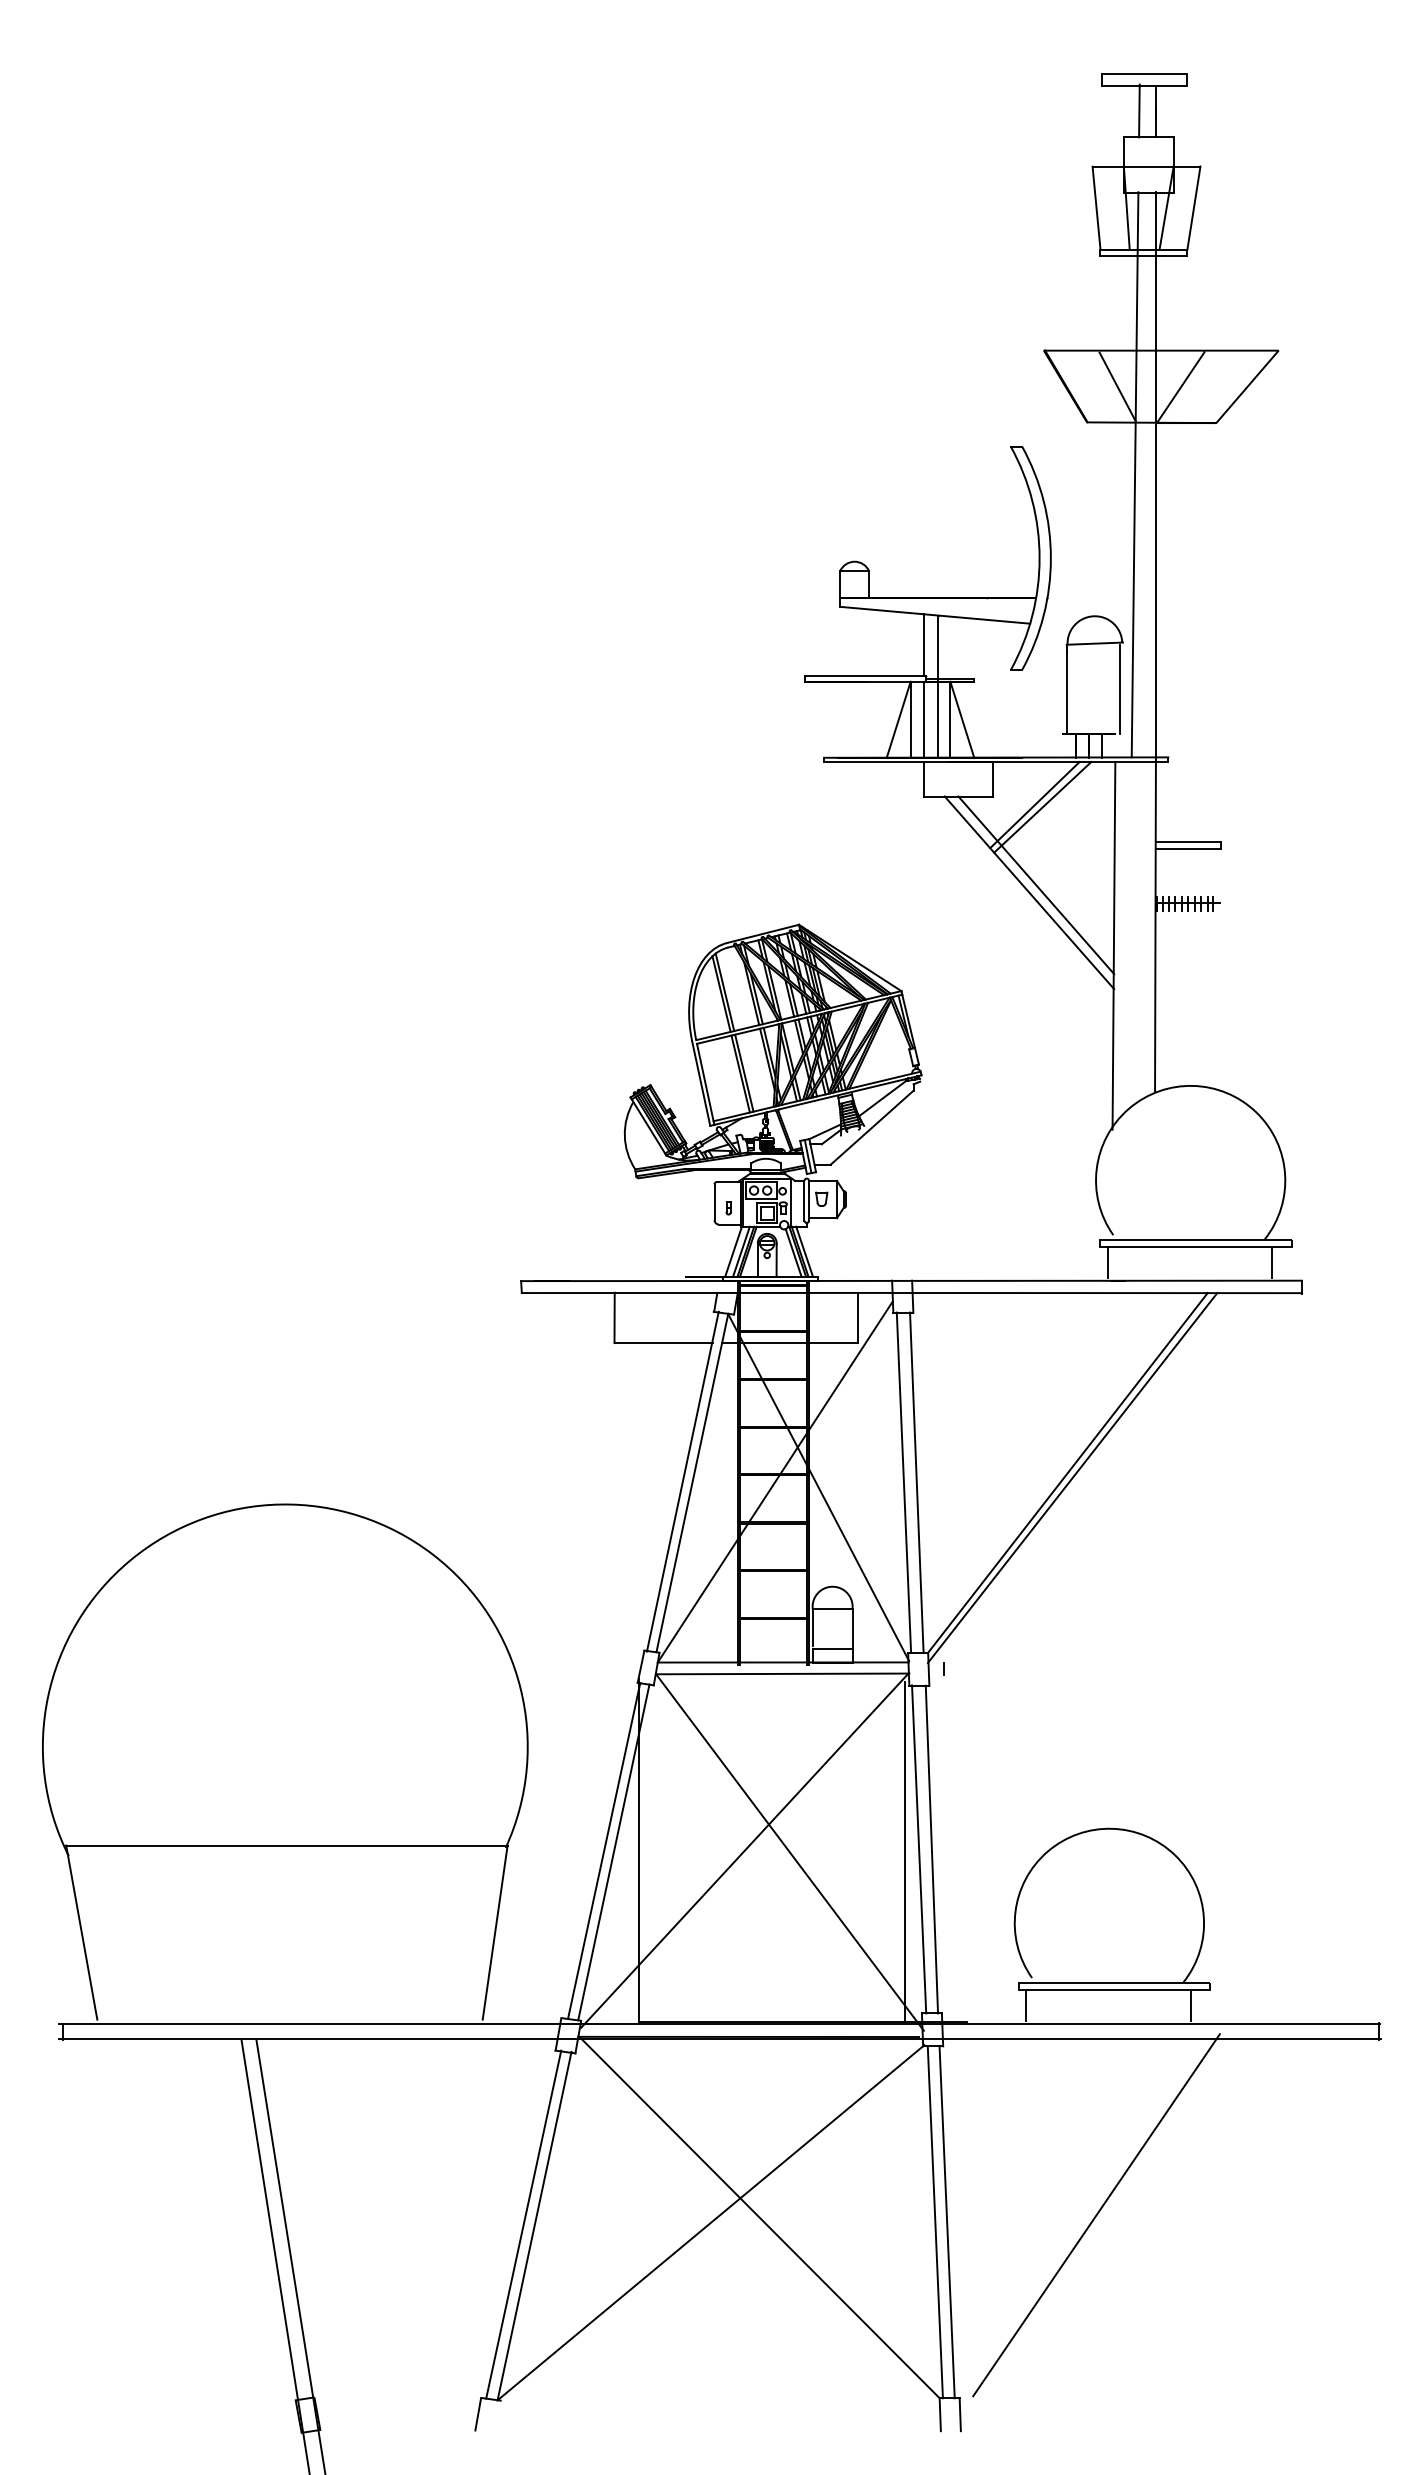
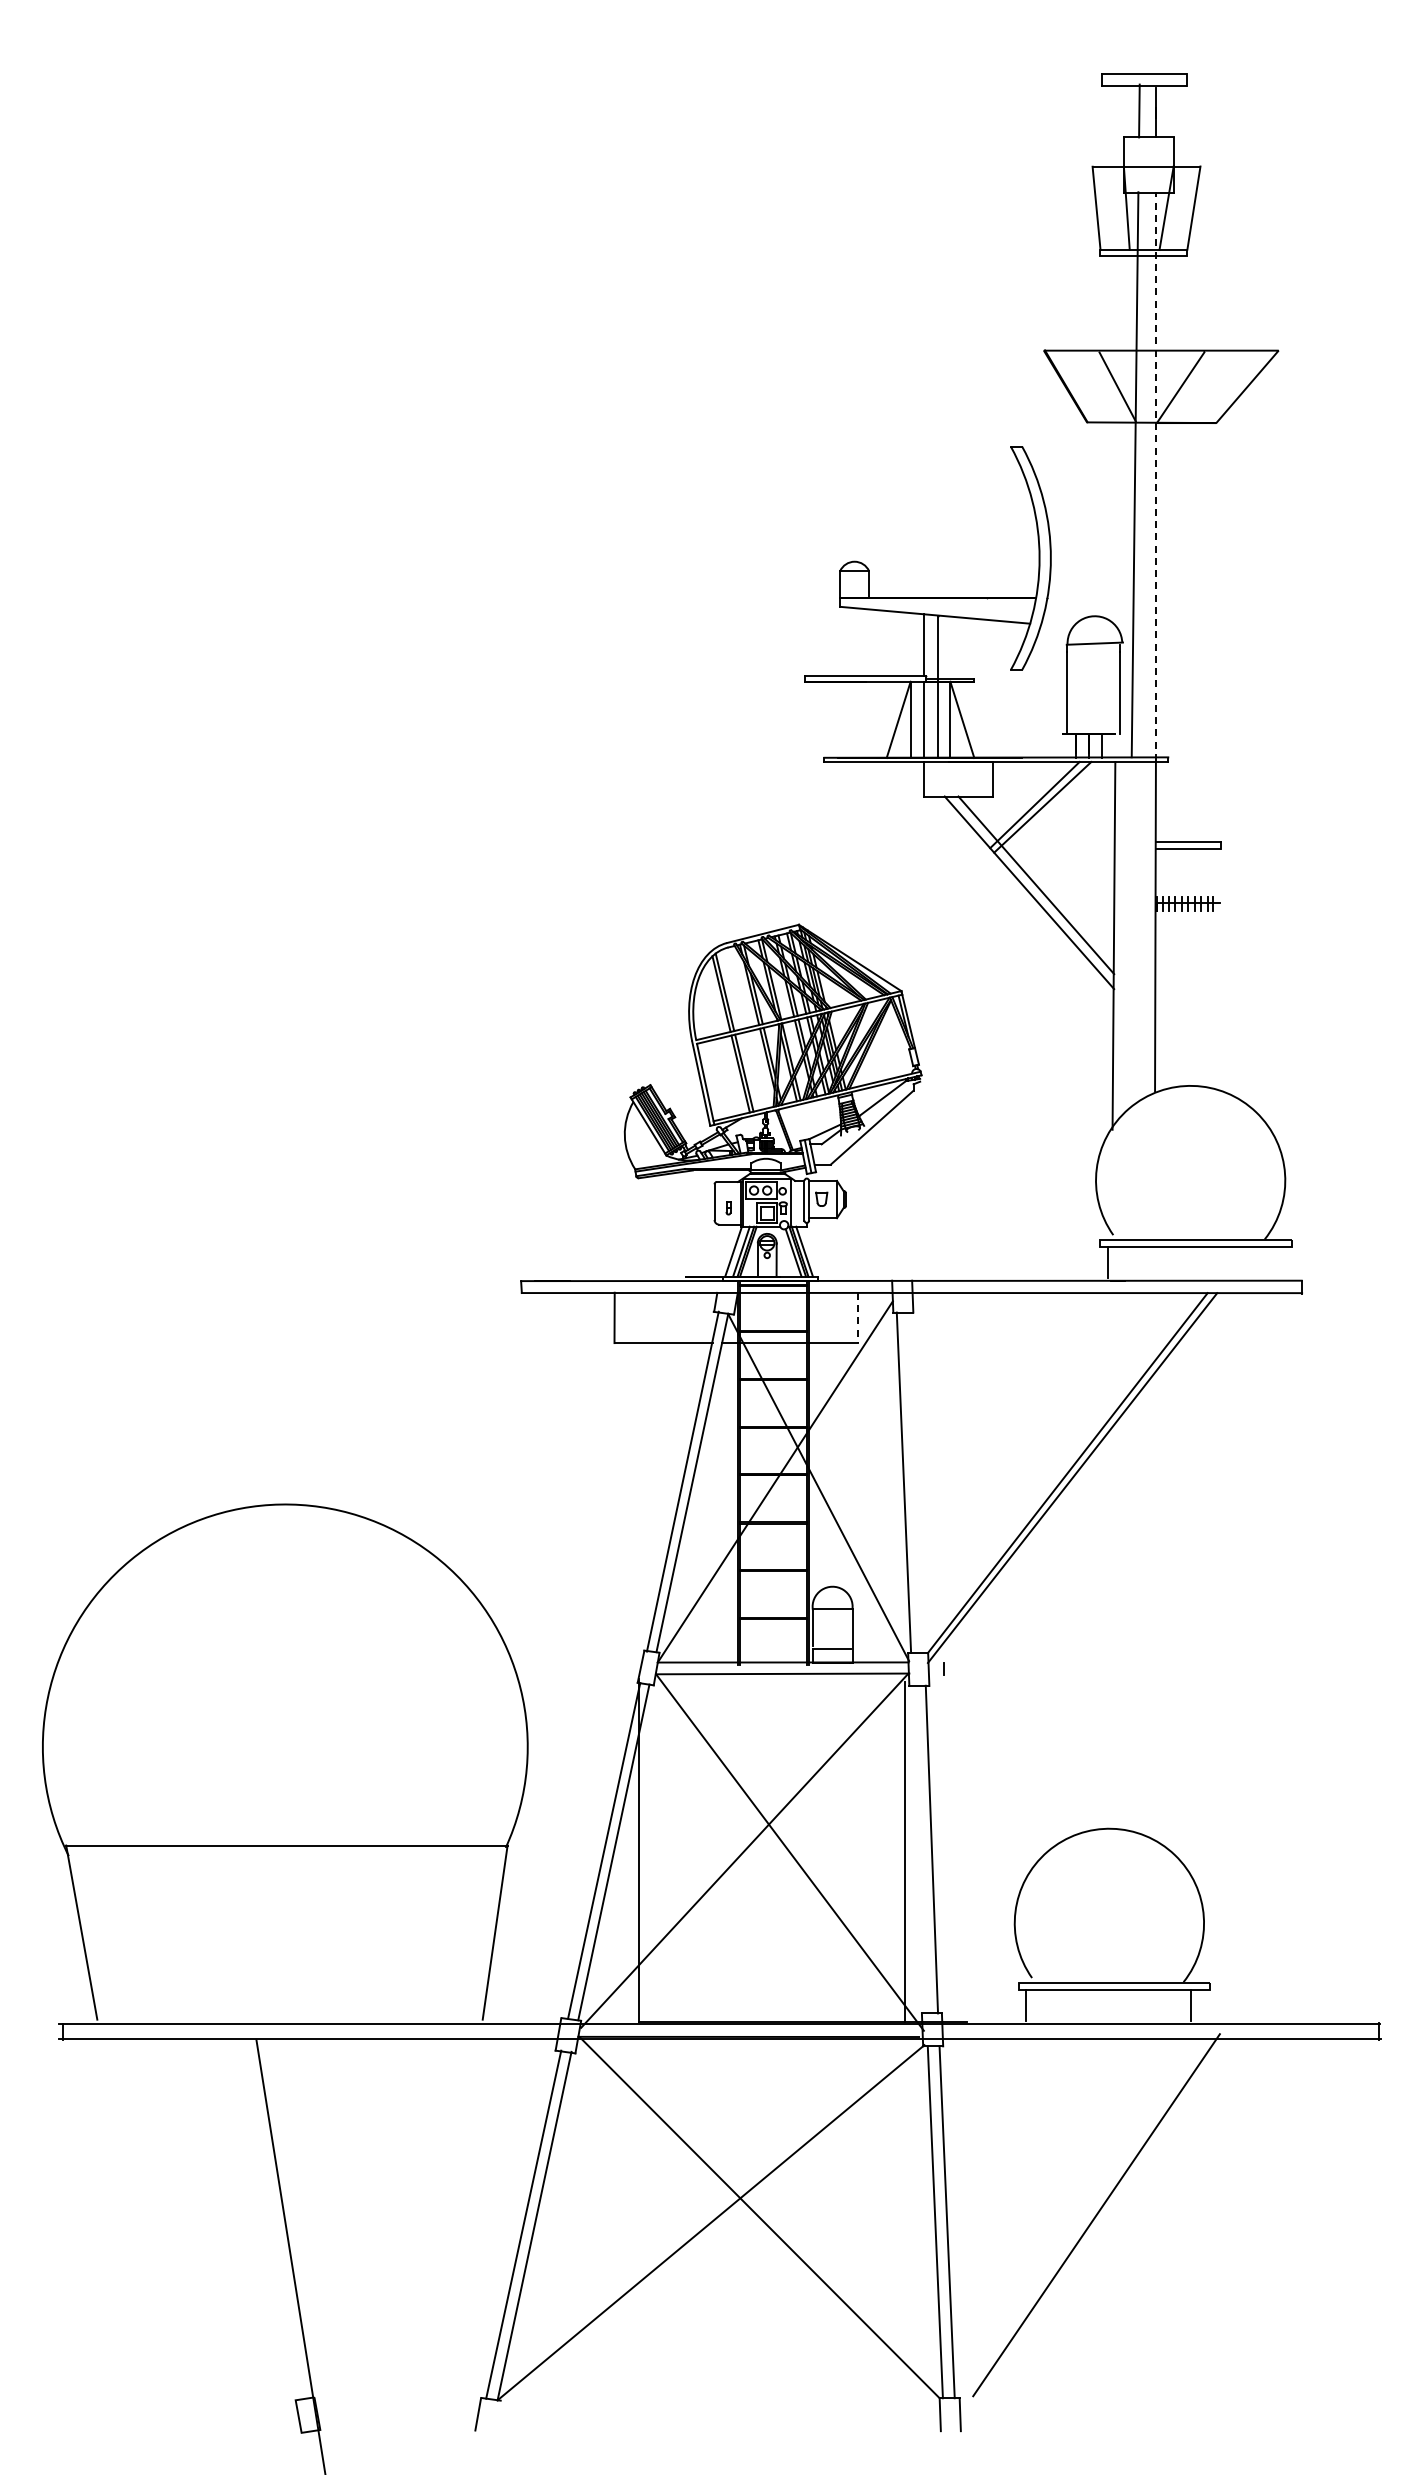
line: solid -> dashed (1155, 476)
line: present -> none (1272, 1262)
line: solid -> dashed (857, 1318)
line: present -> none (916, 1482)
line: present -> none (919, 1849)
line: present -> none (275, 2255)
